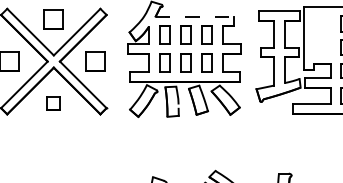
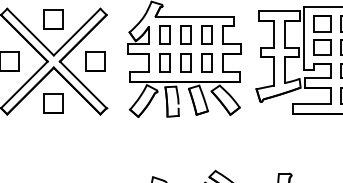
line: dashed -> solid (195, 16)
part: none -> present (322, 35)
part size: 15x15 px -> 21x21 px (53, 103)
